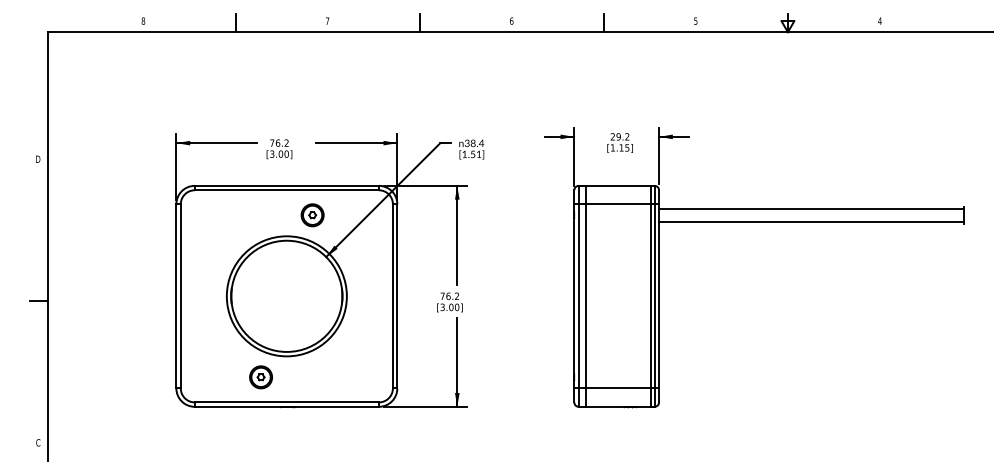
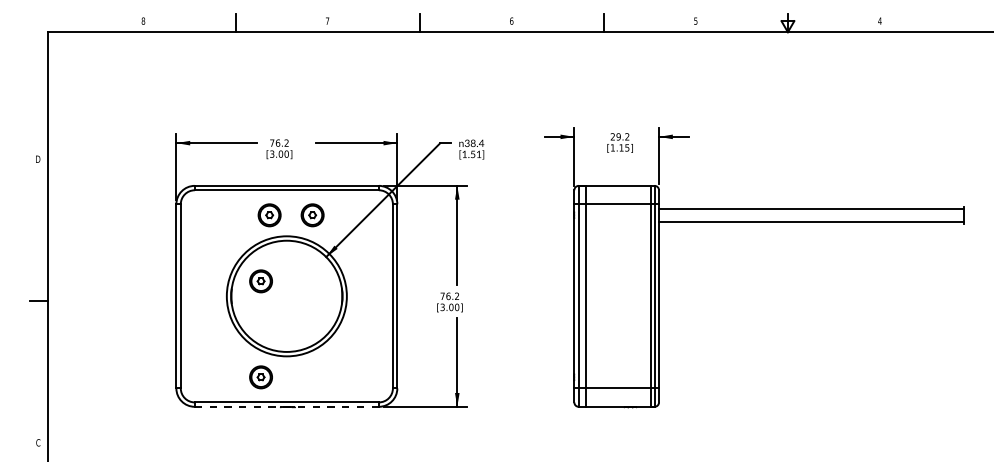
part: none -> present (269, 215)
part: none -> present (260, 281)
line: solid -> dashed (287, 406)
